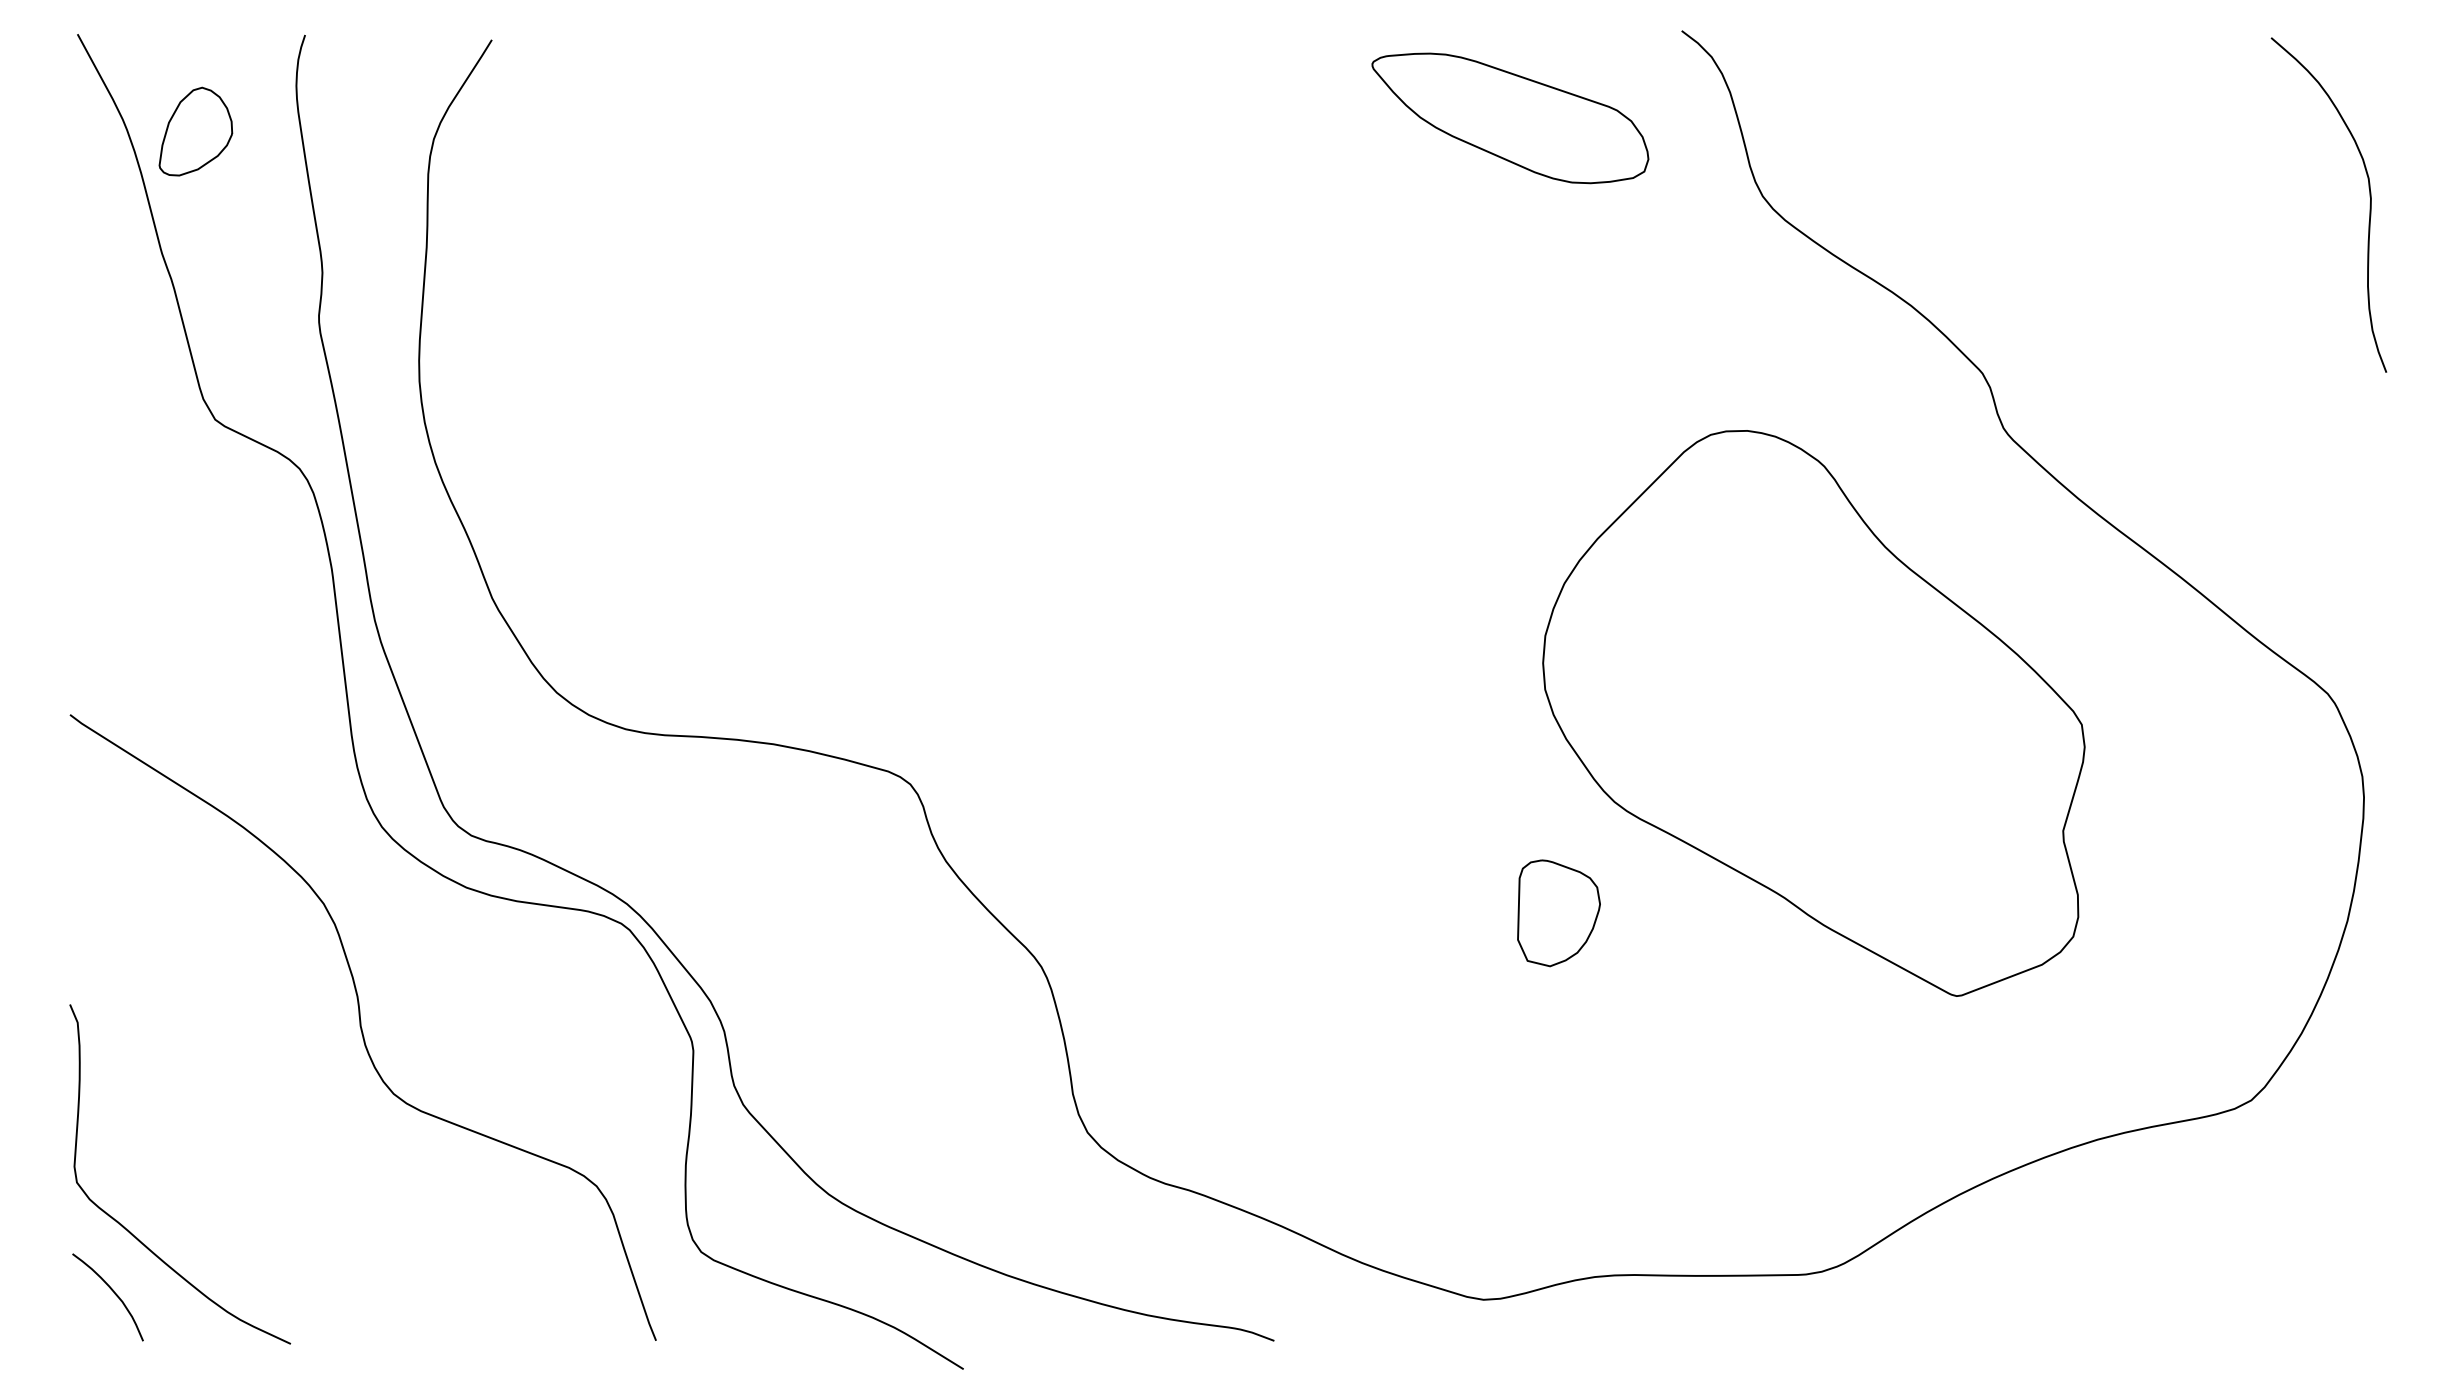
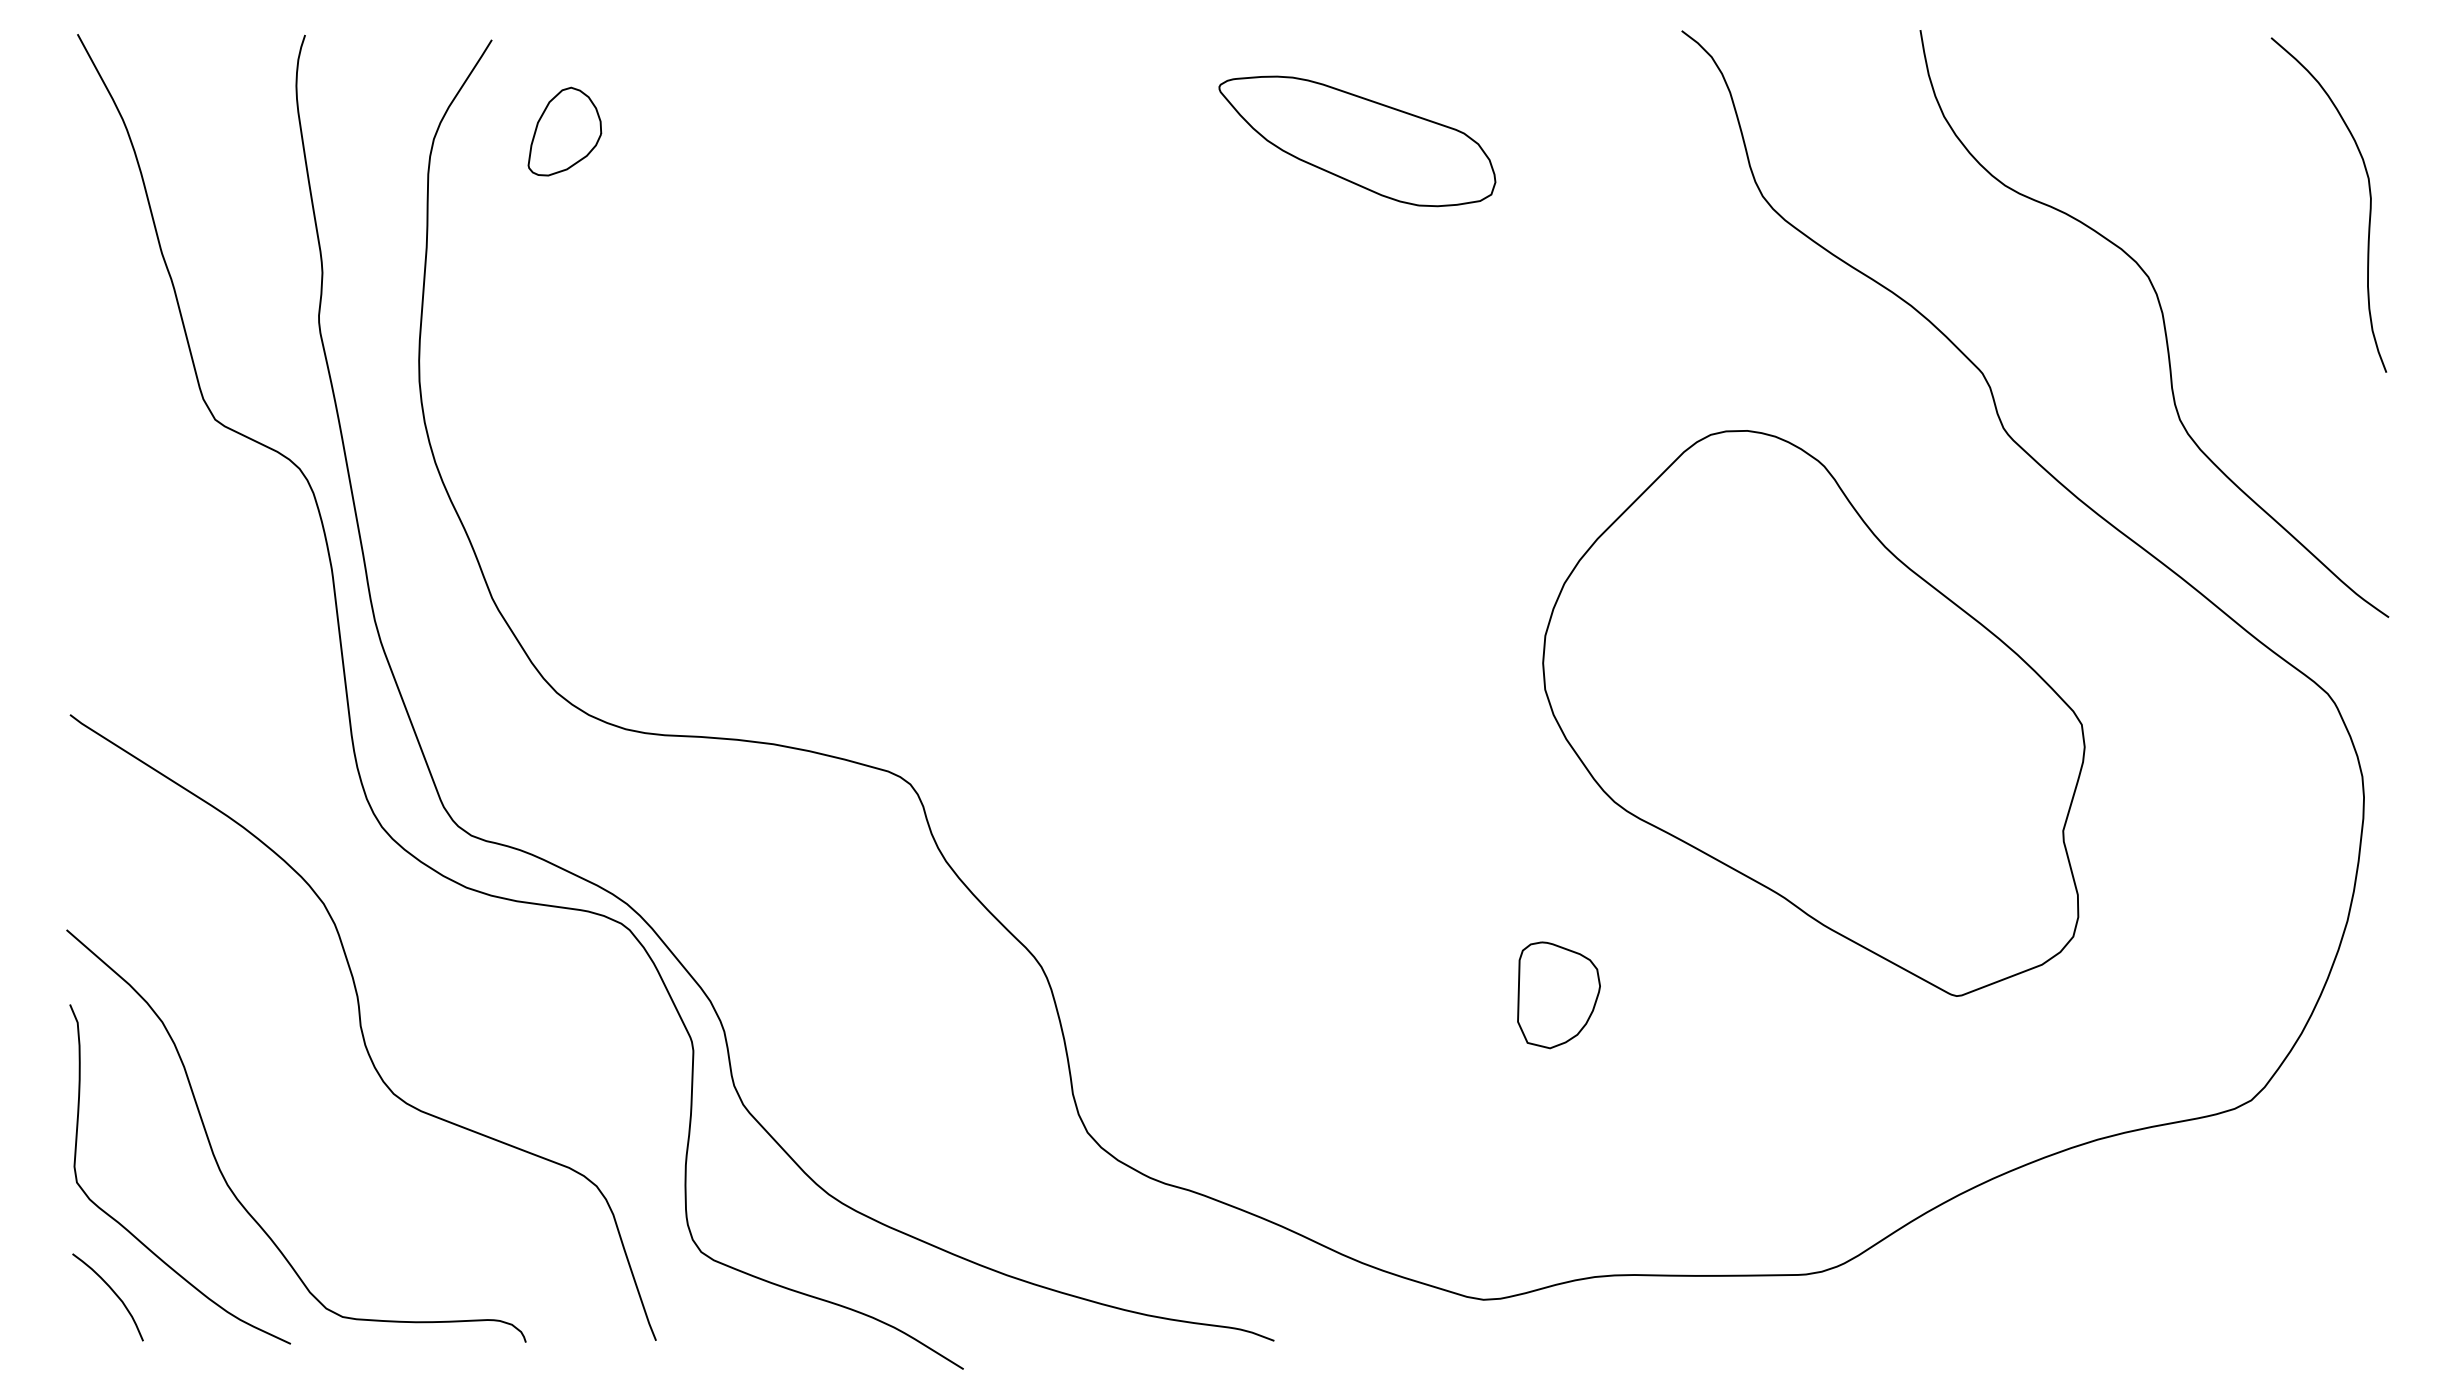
part position: (1510, 118) -> (1357, 141) (1357, 141)
part position: (195, 131) -> (564, 131) (564, 131)
curve: none -> present (2162, 320)
part position: (1558, 913) -> (1558, 995) (1558, 995)
curve: none -> present (222, 1172)
